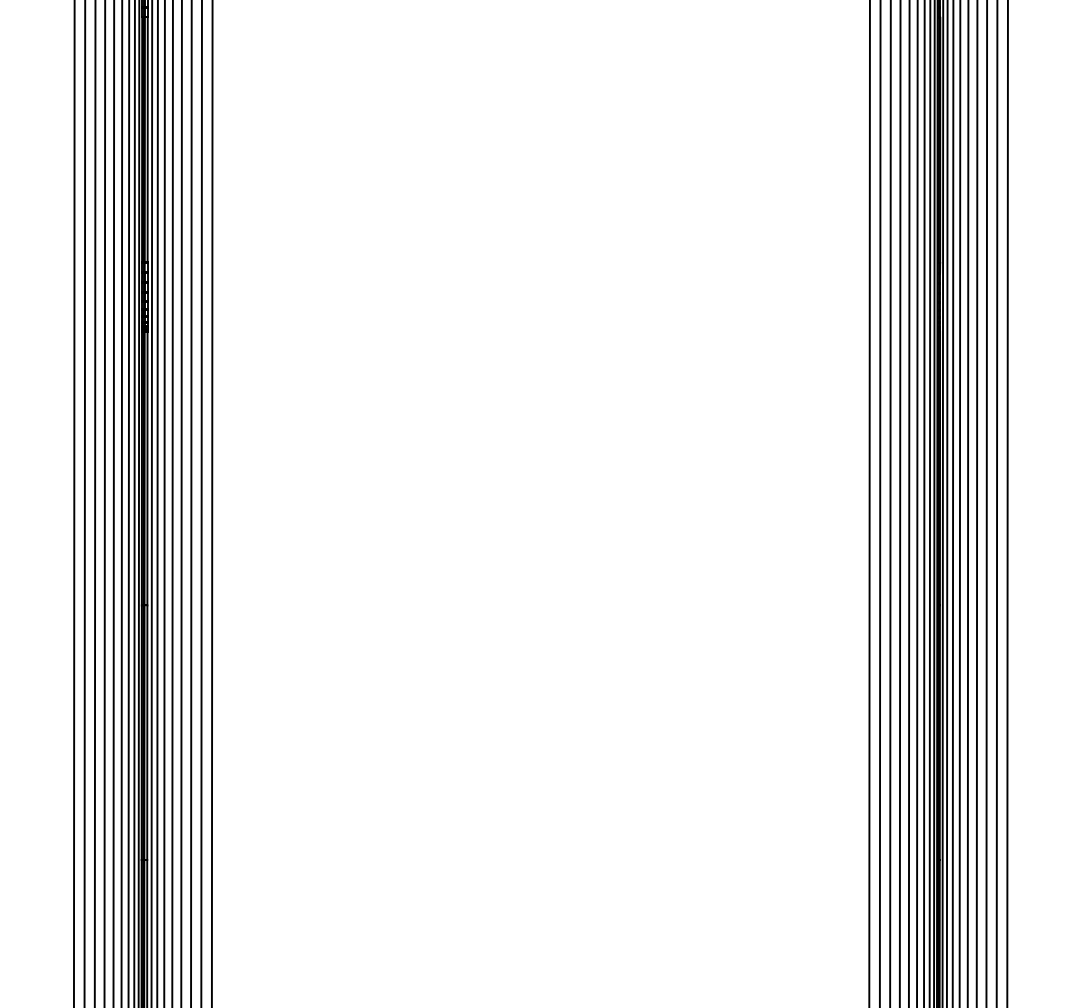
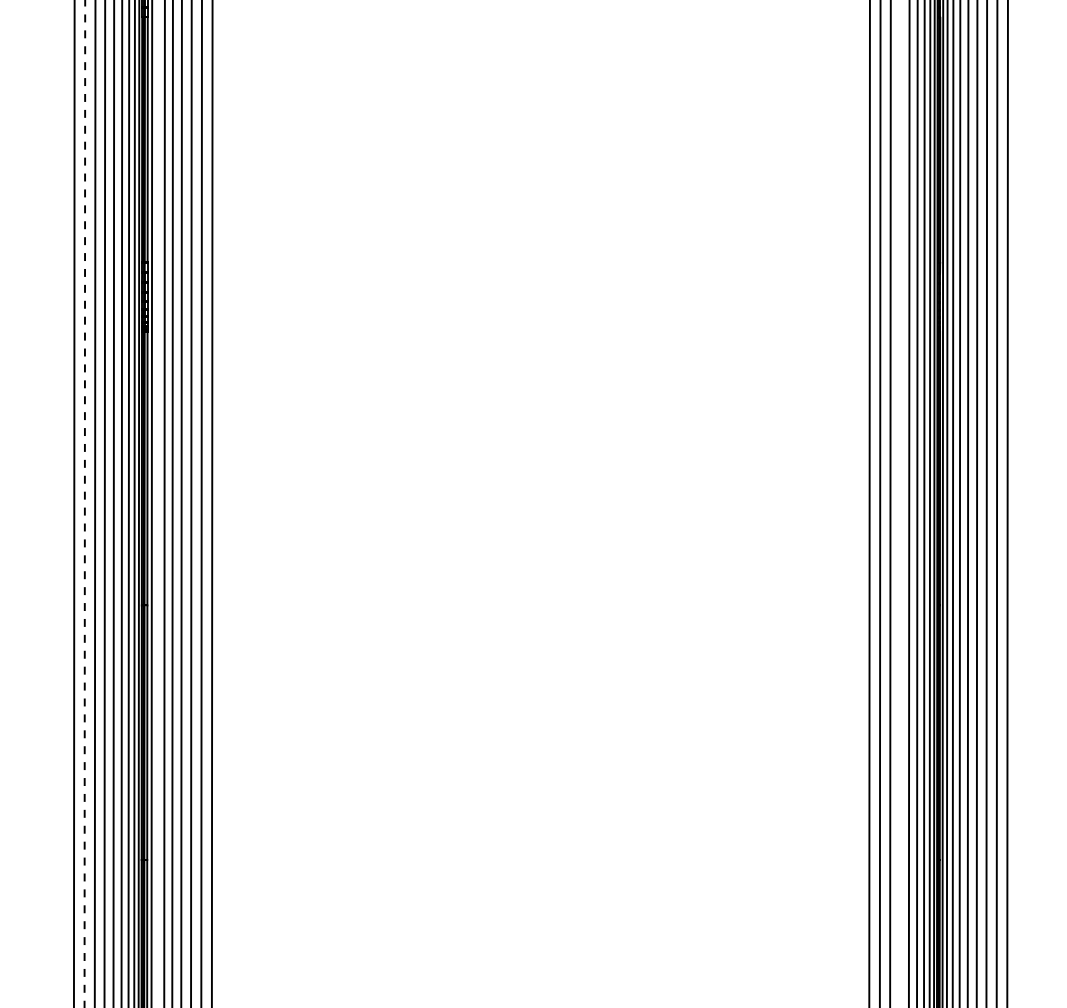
line: present -> none (157, 503)
line: present -> none (899, 503)
line: solid -> dashed (84, 504)
